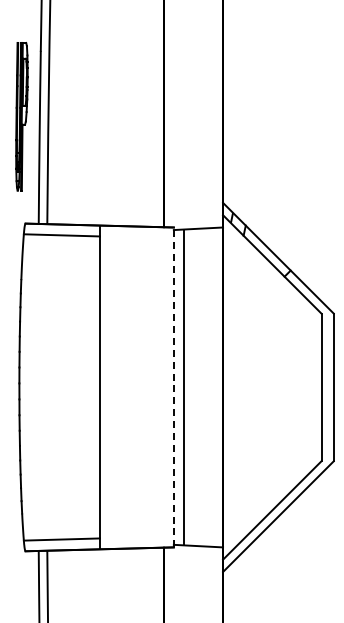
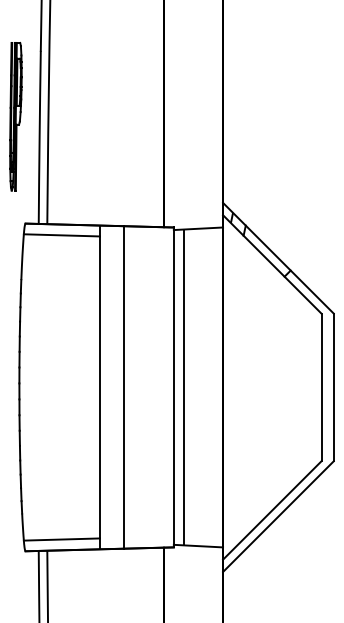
part position: (21, 116) -> (15, 116) (15, 116)
line: none -> present (124, 387)
line: dashed -> solid (173, 387)
